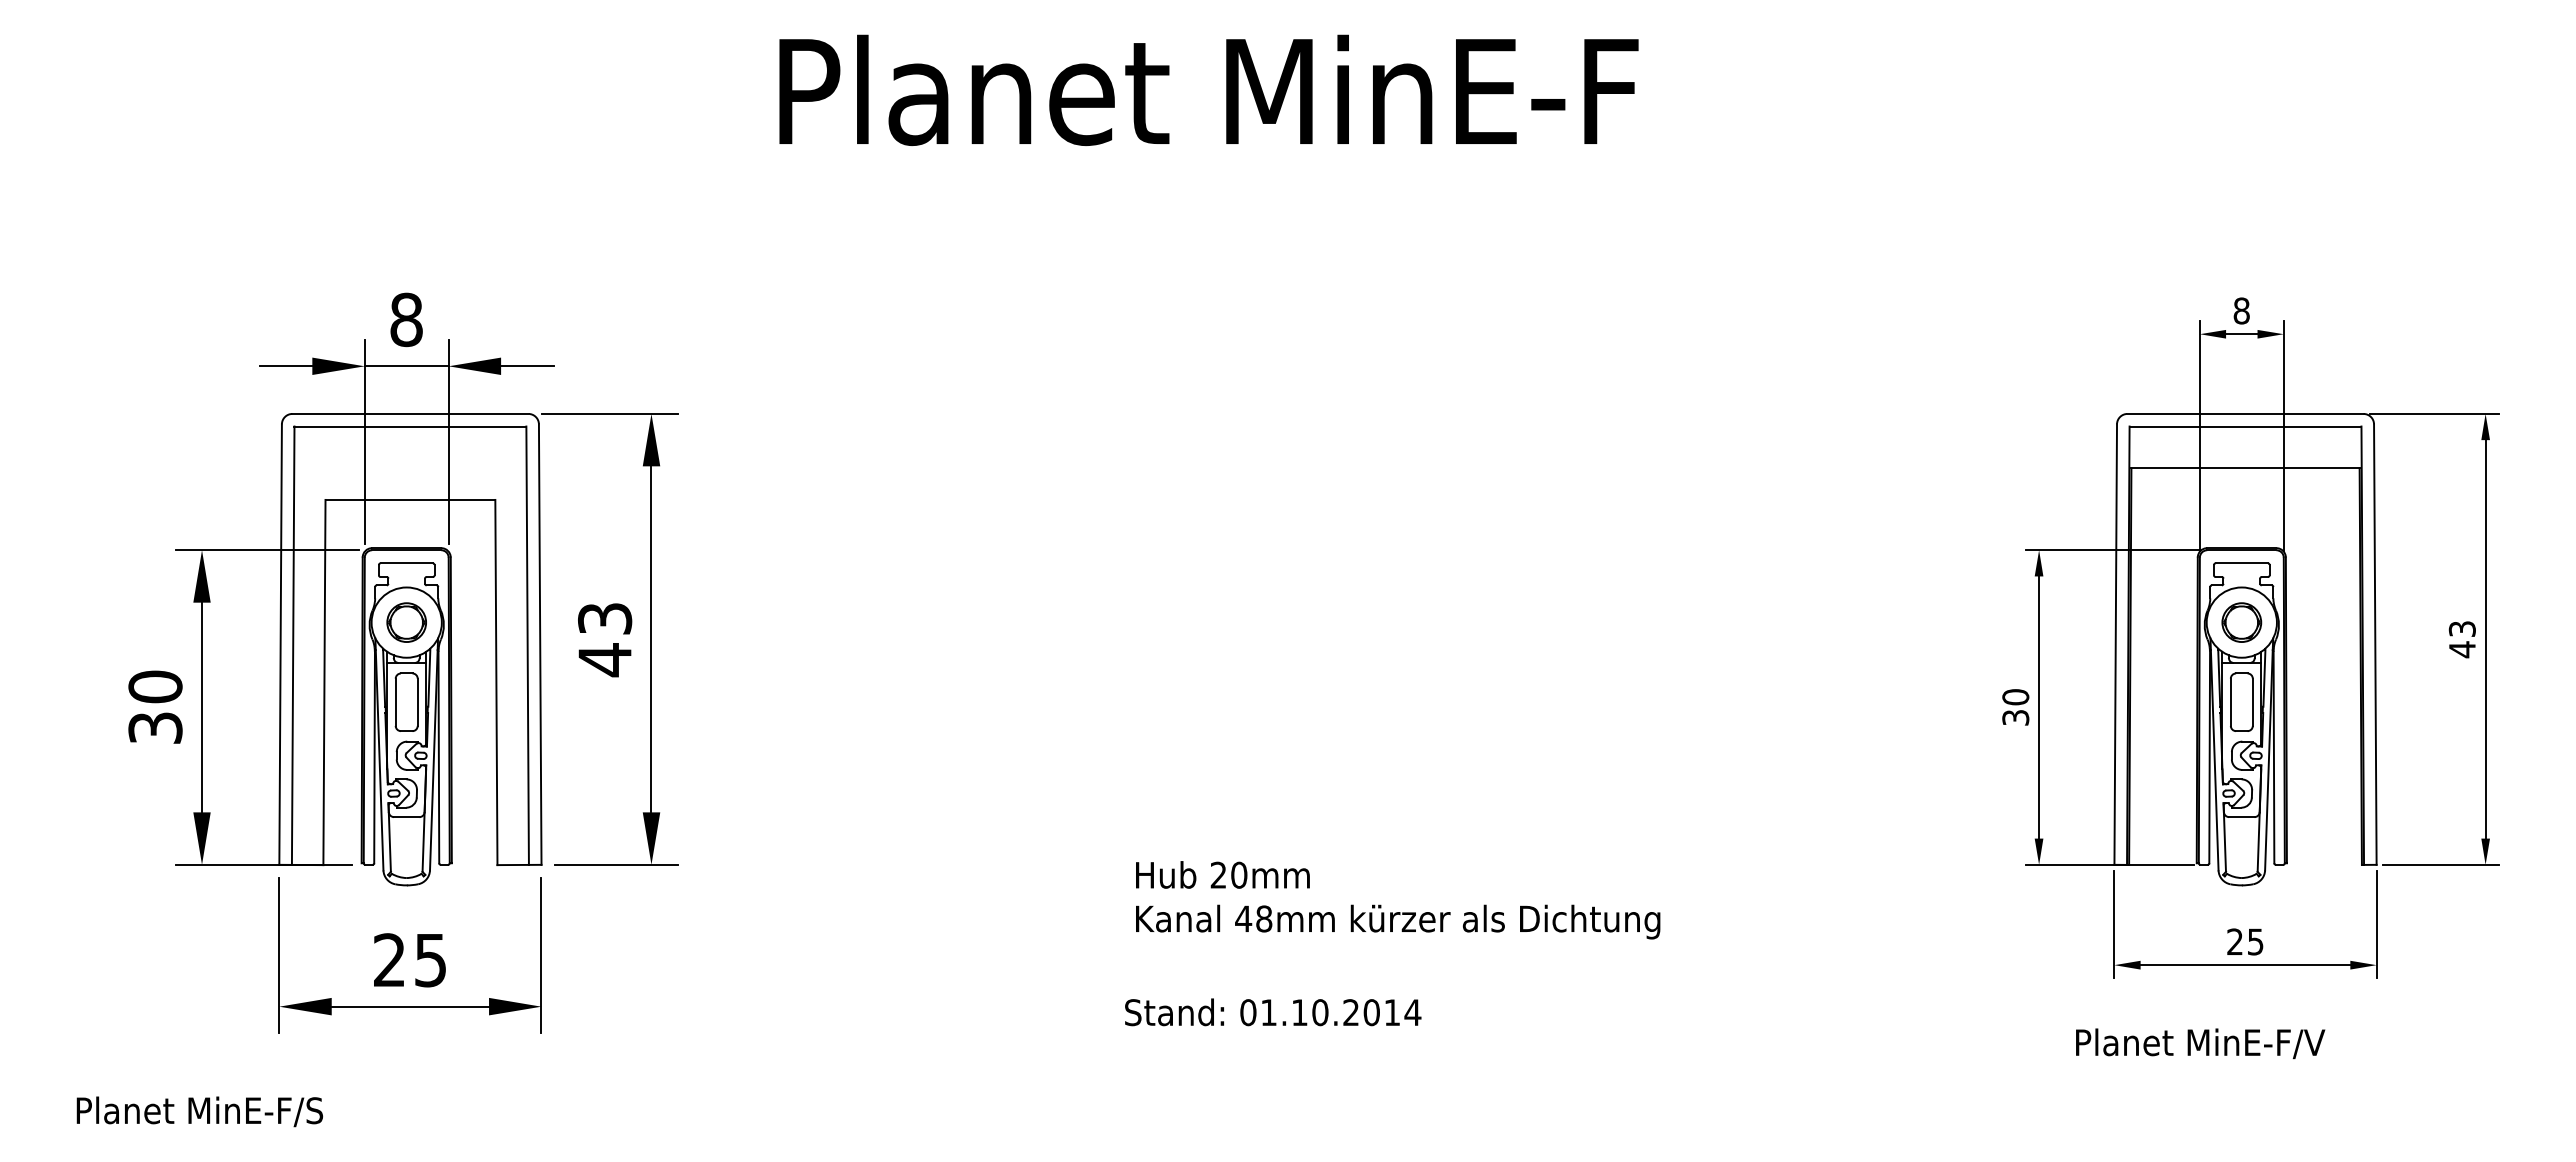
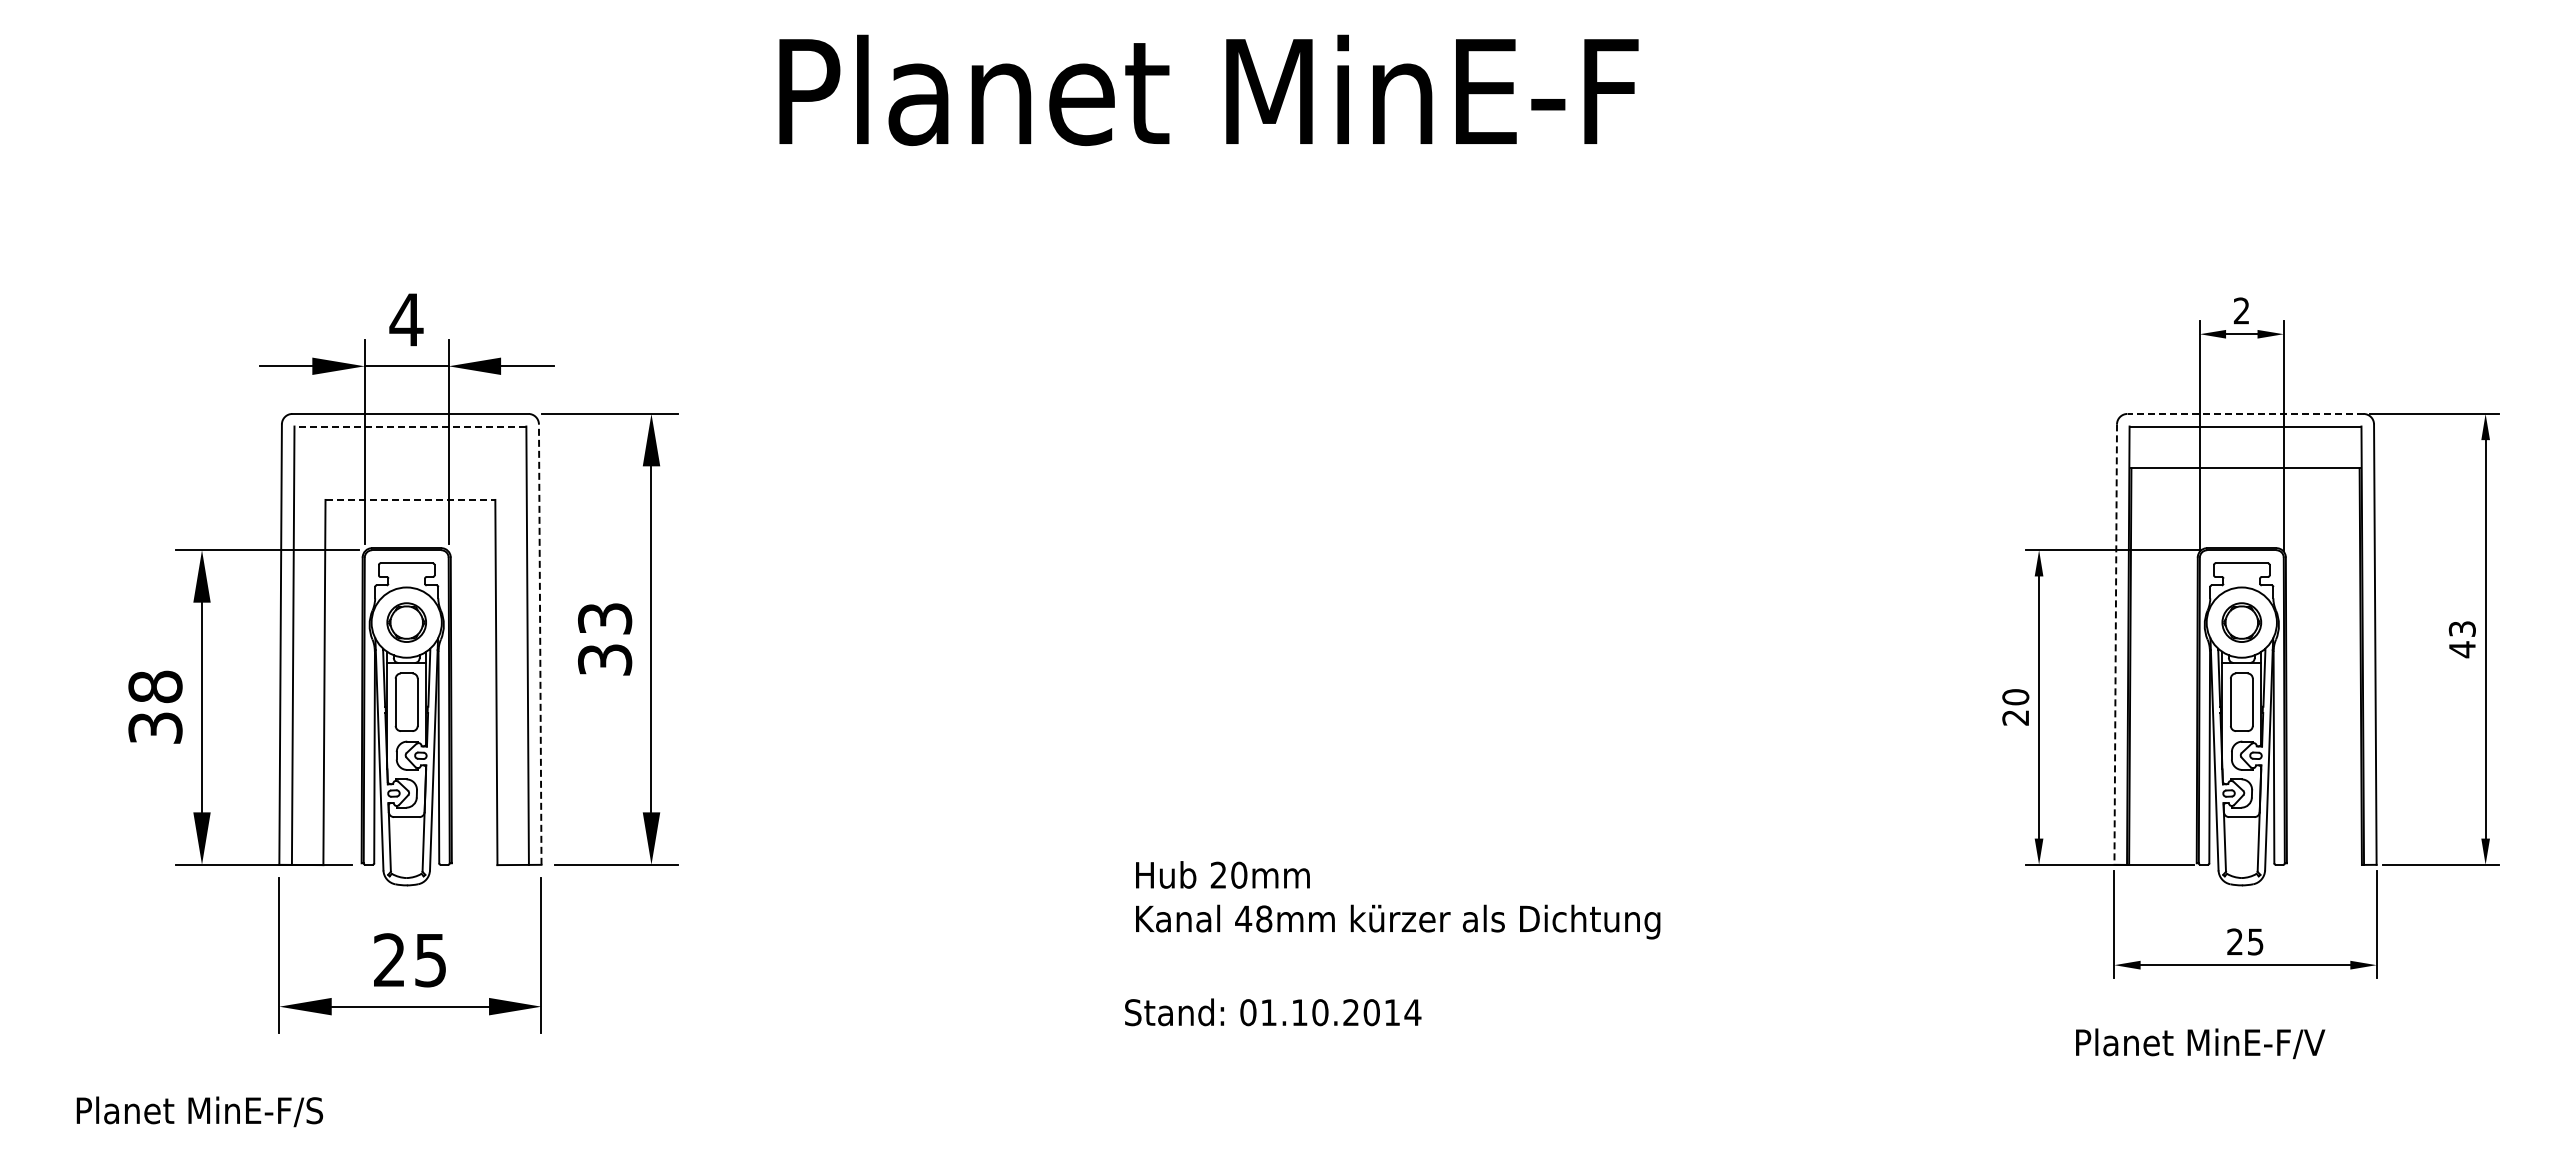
text: 8 -> 2 (2241, 310)
text: 8 -> 4 (406, 319)
line: solid -> dashed (2245, 413)
line: solid -> dashed (410, 426)
line: solid -> dashed (410, 499)
line: solid -> dashed (540, 644)
line: solid -> dashed (2115, 645)
text: 43 -> 33 (605, 660)
text: 30 -> 38 (155, 686)
text: 30 -> 20 (2015, 717)
